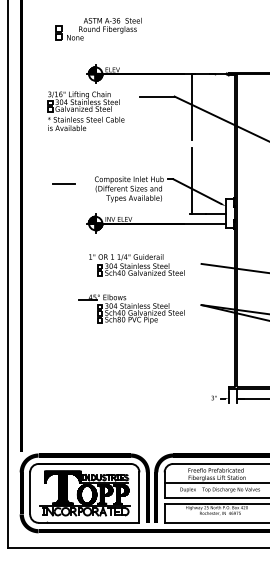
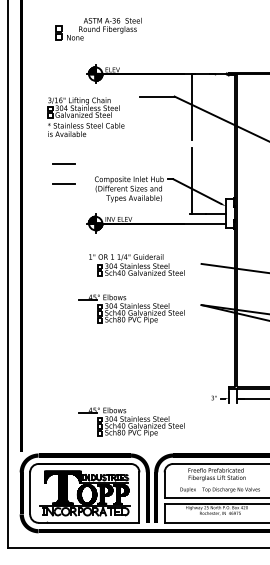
part position: (85, 110) -> (85, 116) (85, 116)
line: none -> present (63, 163)
part: none -> present (131, 421)
line: present -> none (215, 483)
